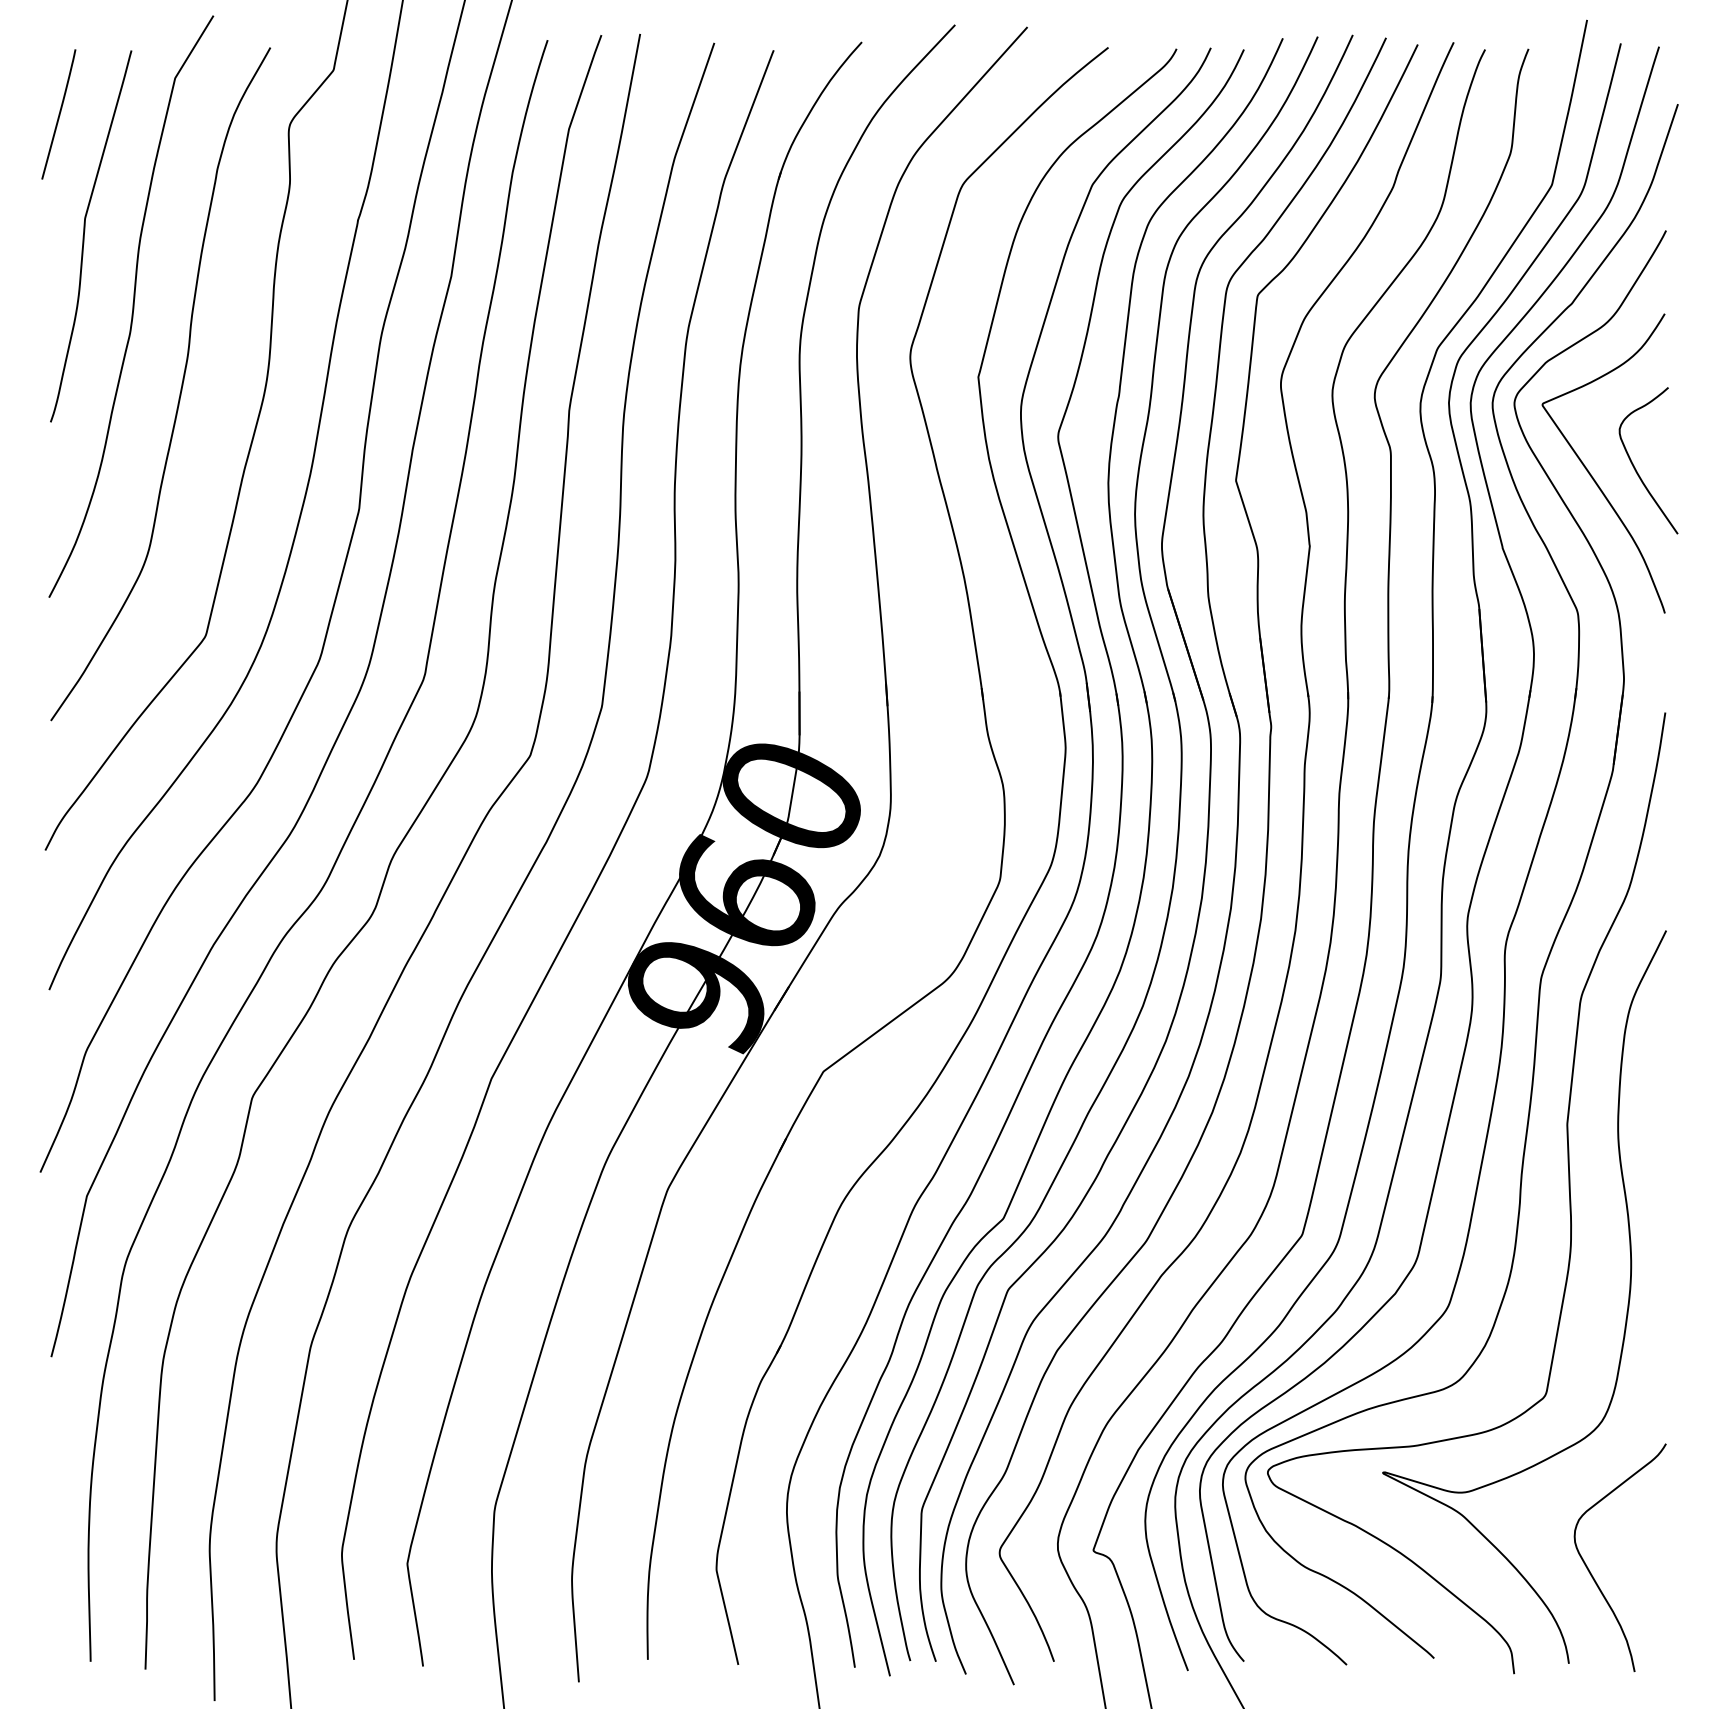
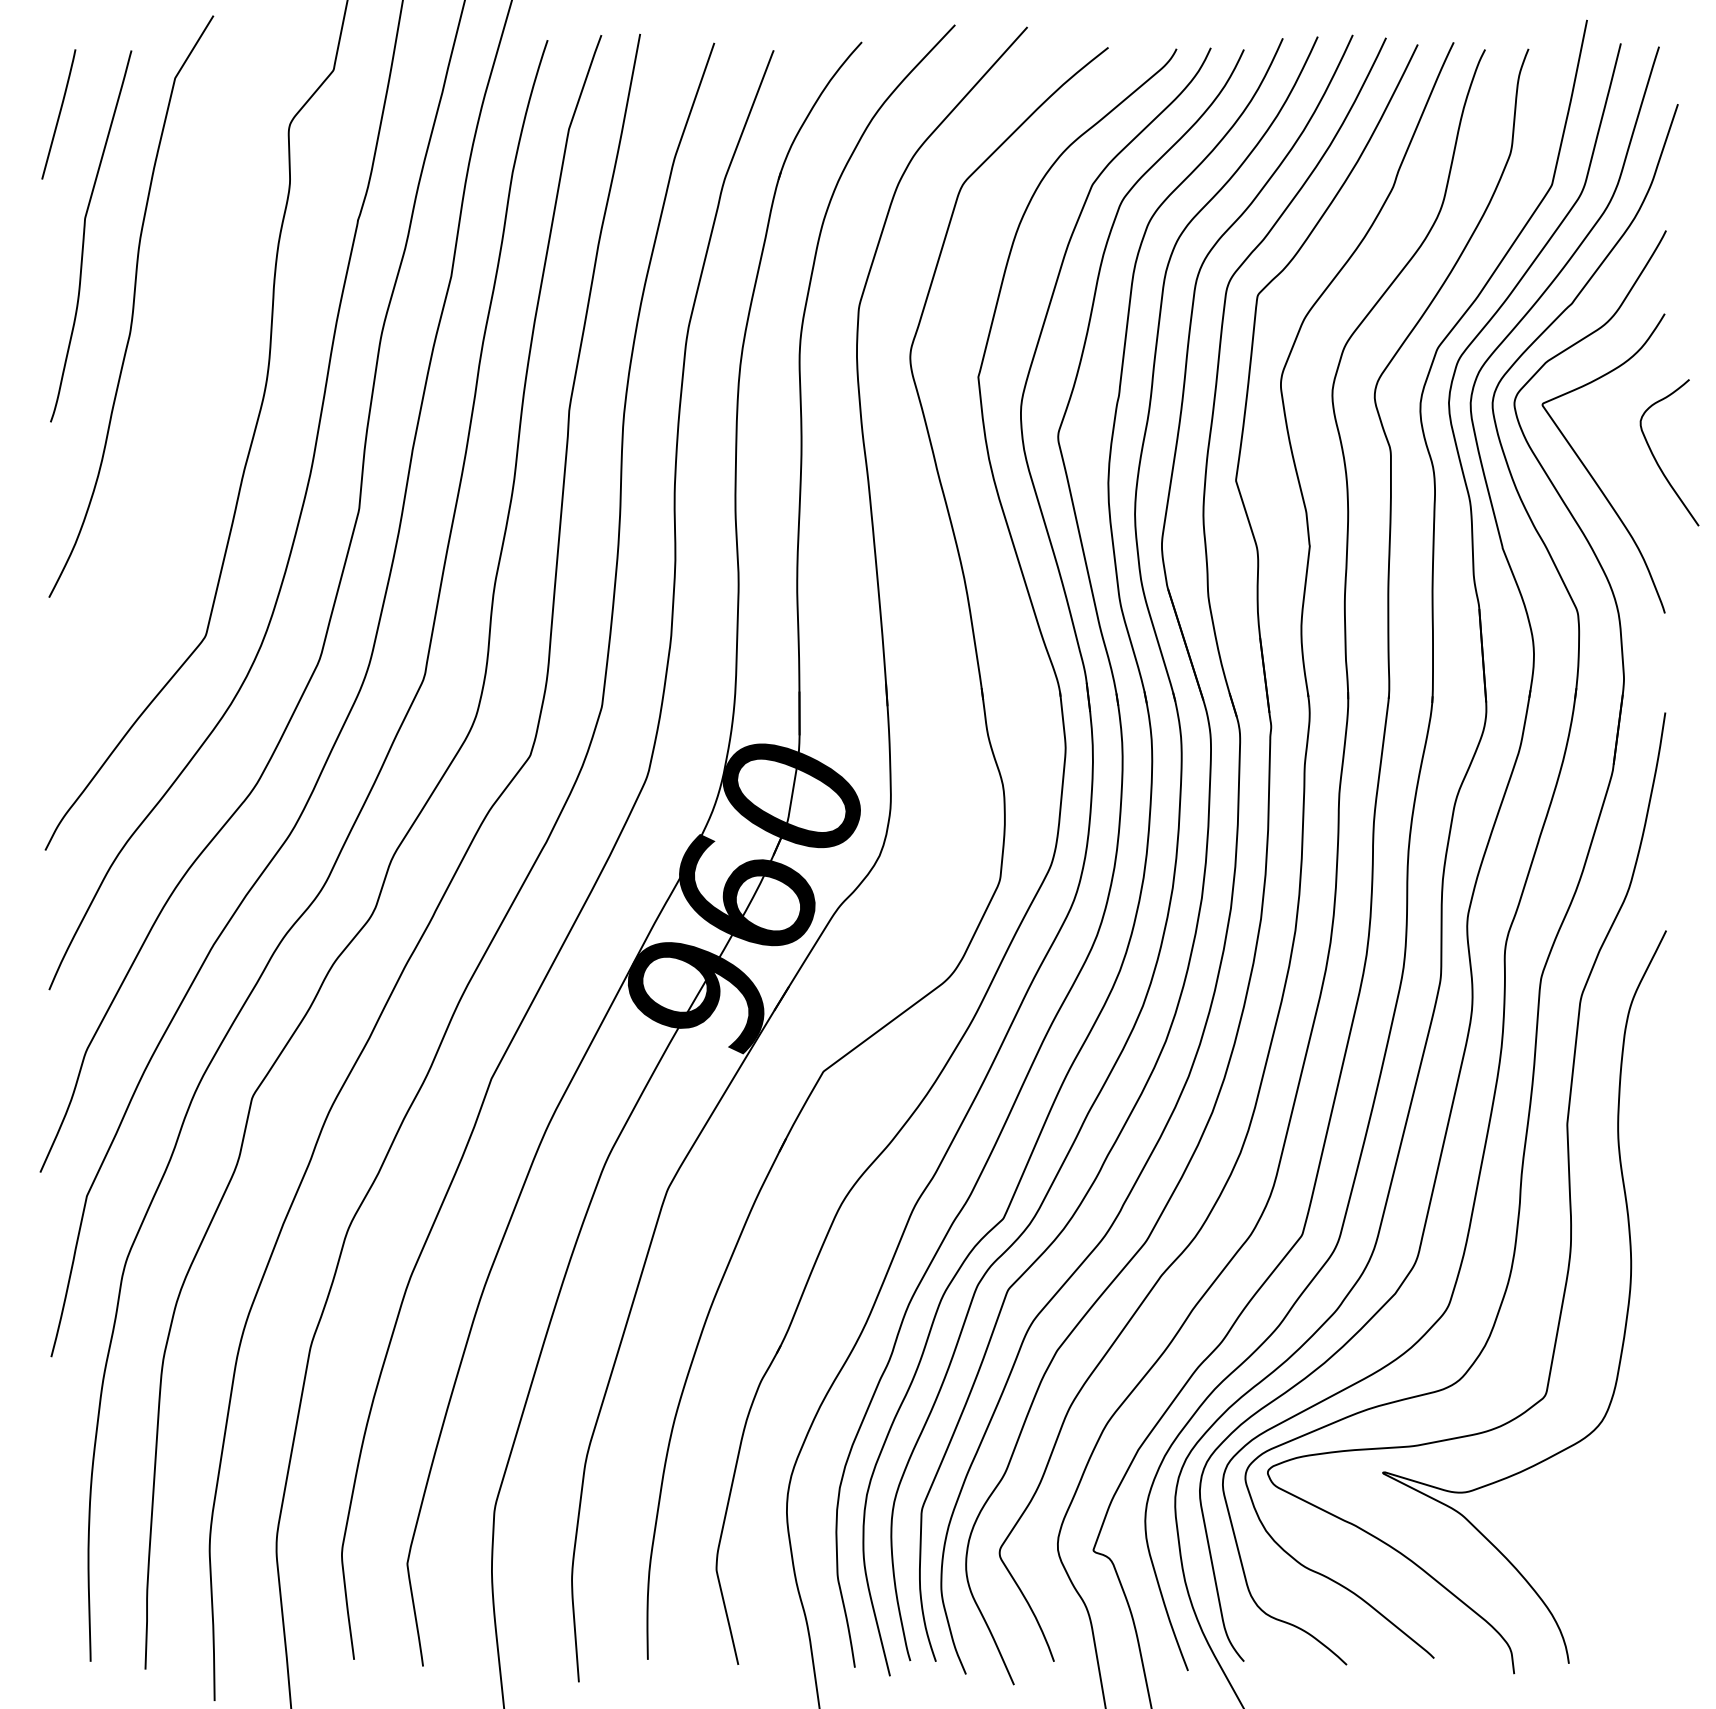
curve: present -> none (180, 388)
curve position: (1635, 467) -> (1656, 459) (1656, 459)
curve: present -> none (1592, 1574)
